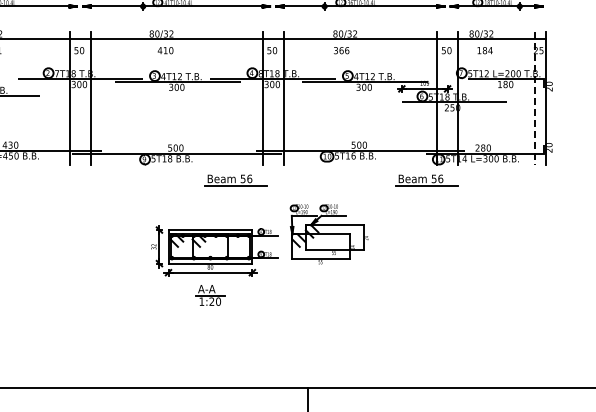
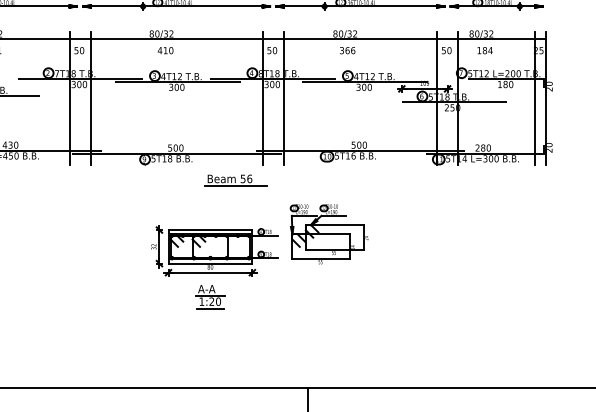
text position: (341, 50) -> (347, 50) (347, 50)
line: dashed -> solid (535, 98)
part: present -> none (426, 180)
line: none -> present (210, 309)
